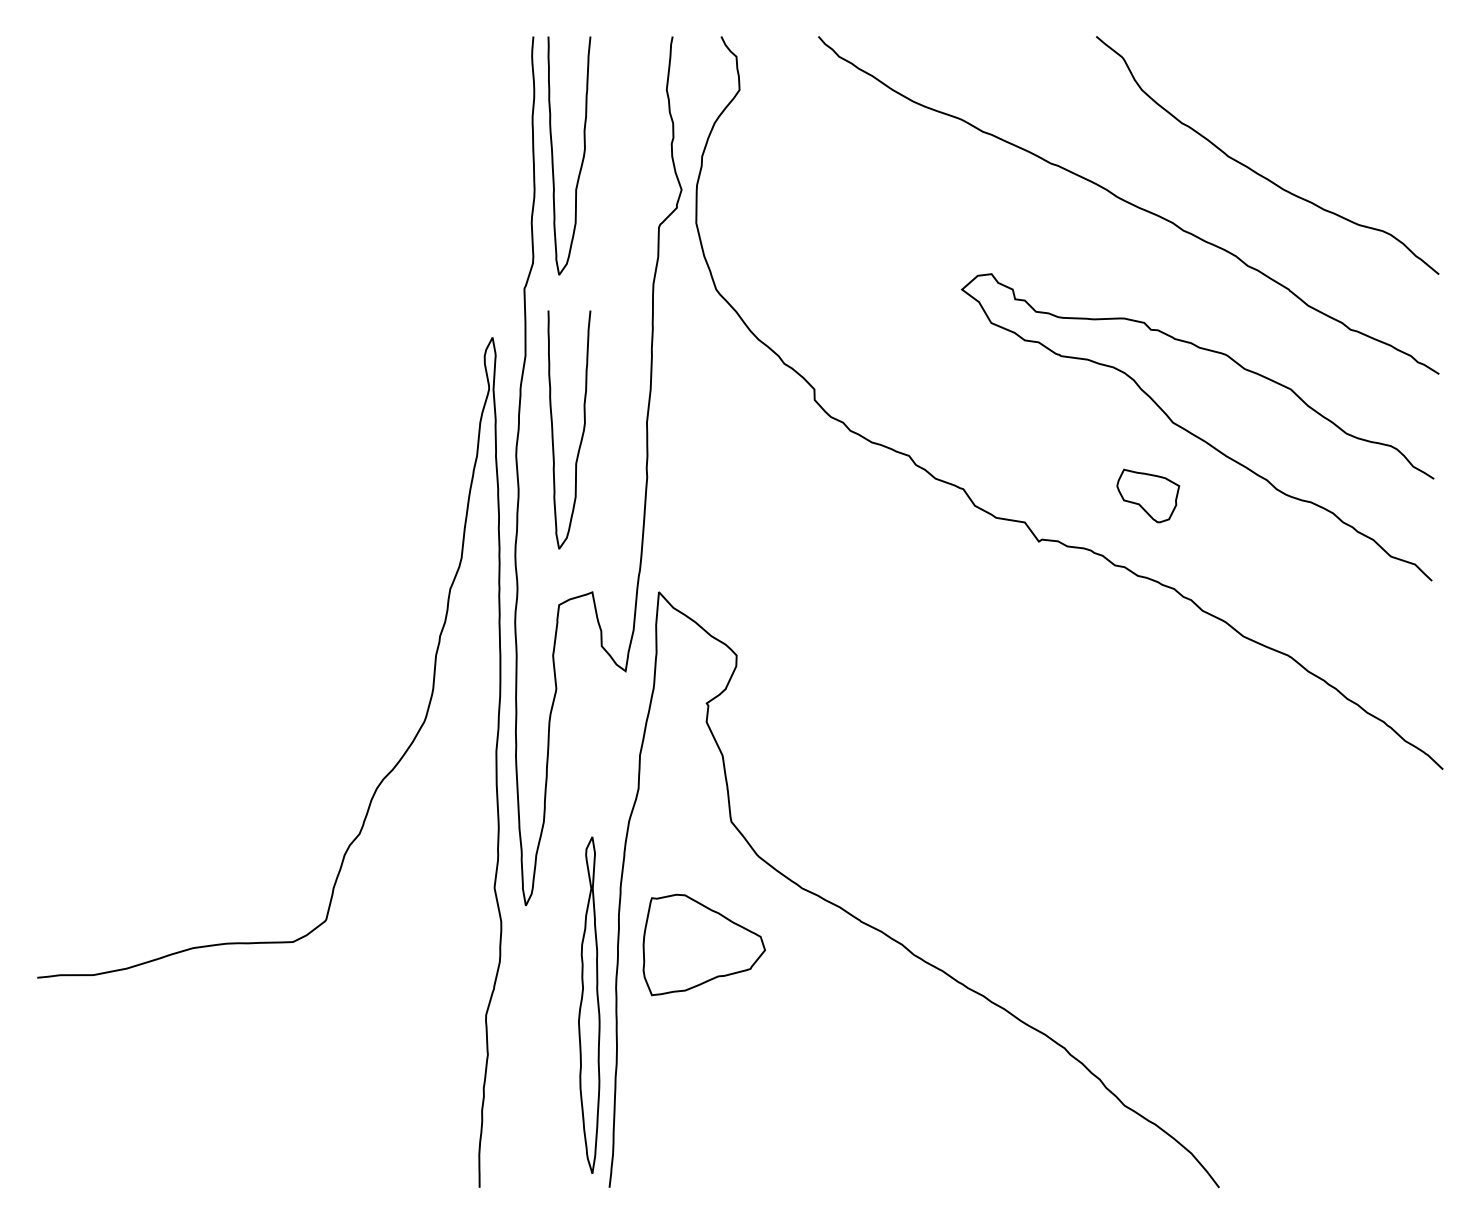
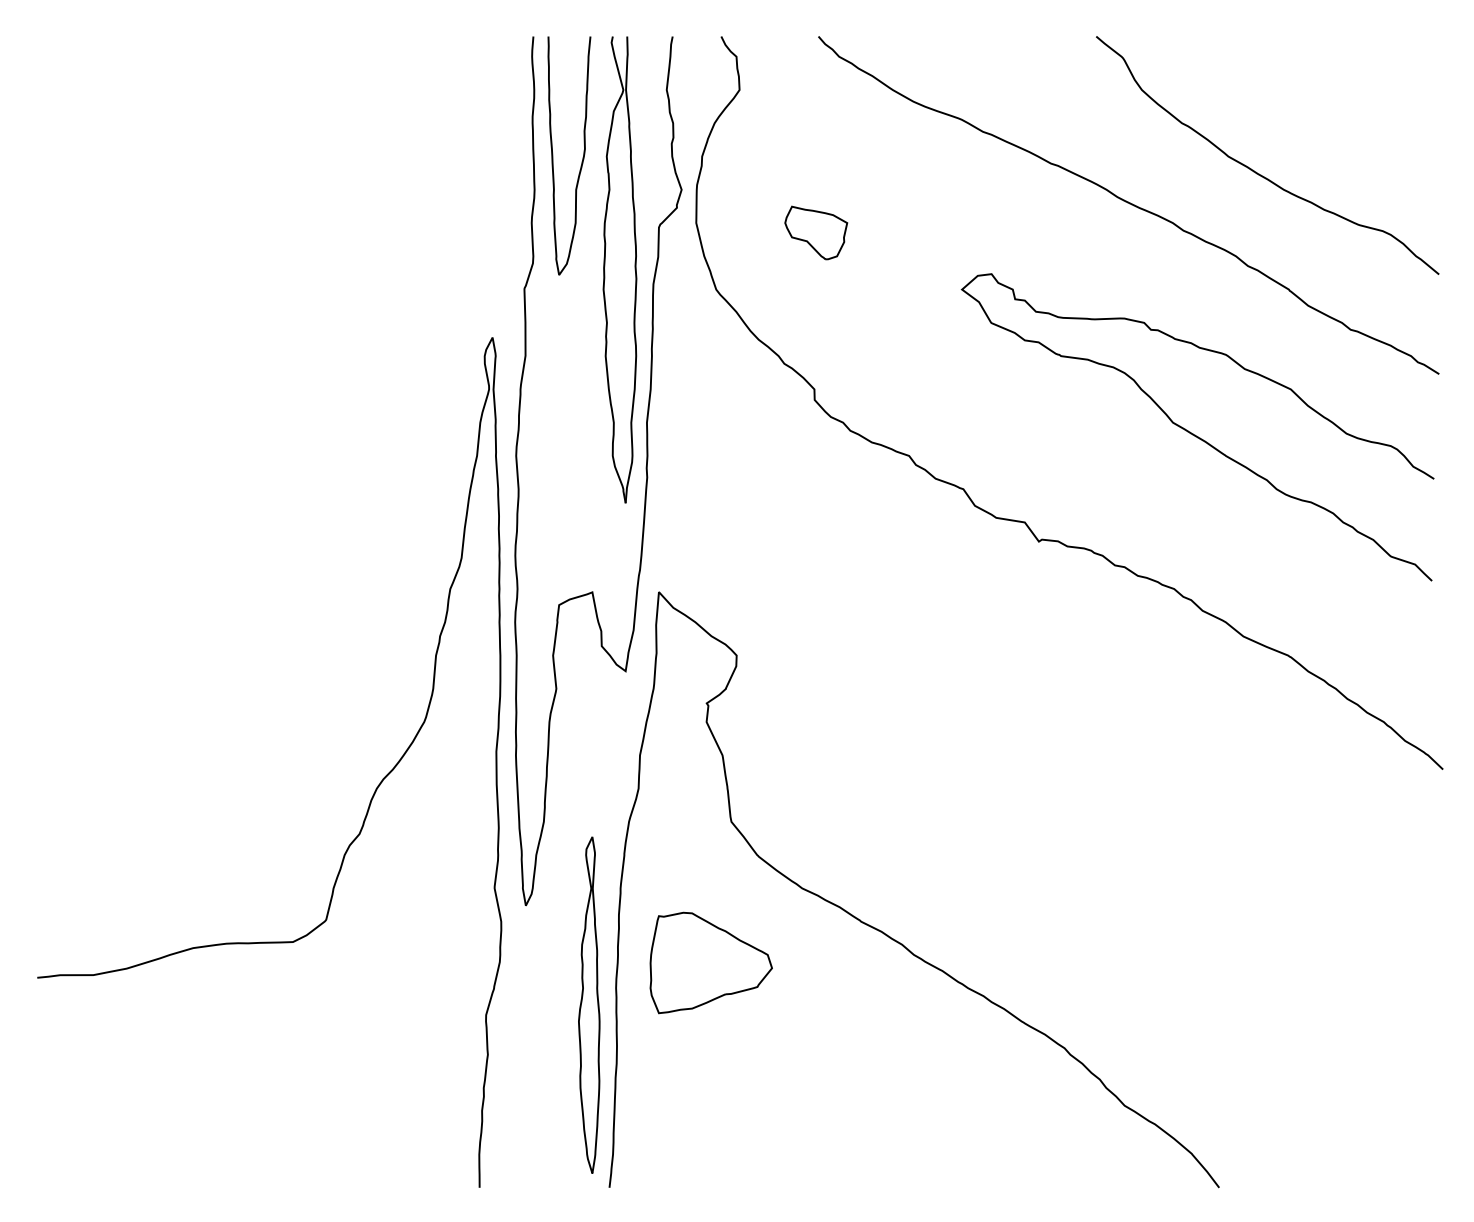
part: none -> present (619, 269)
curve: present -> none (582, 431)
part position: (1148, 495) -> (816, 232) (816, 232)
part position: (703, 944) -> (710, 962) (710, 962)
